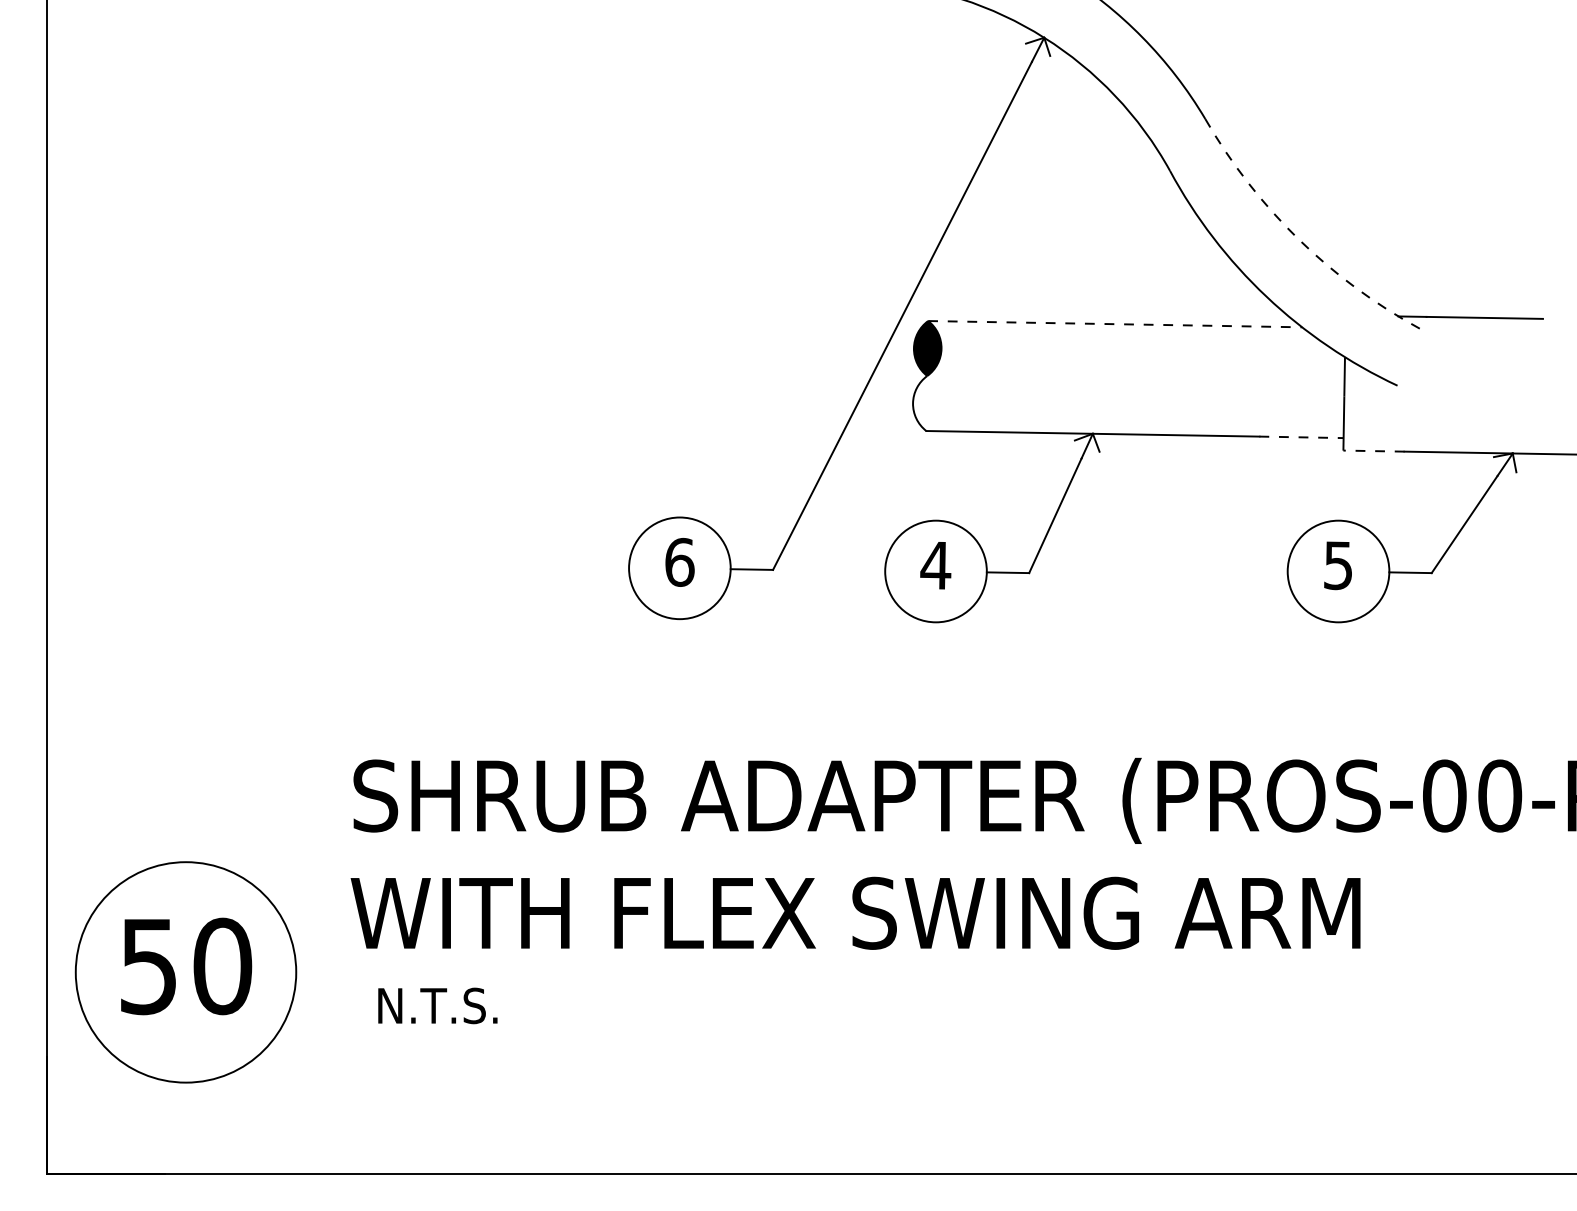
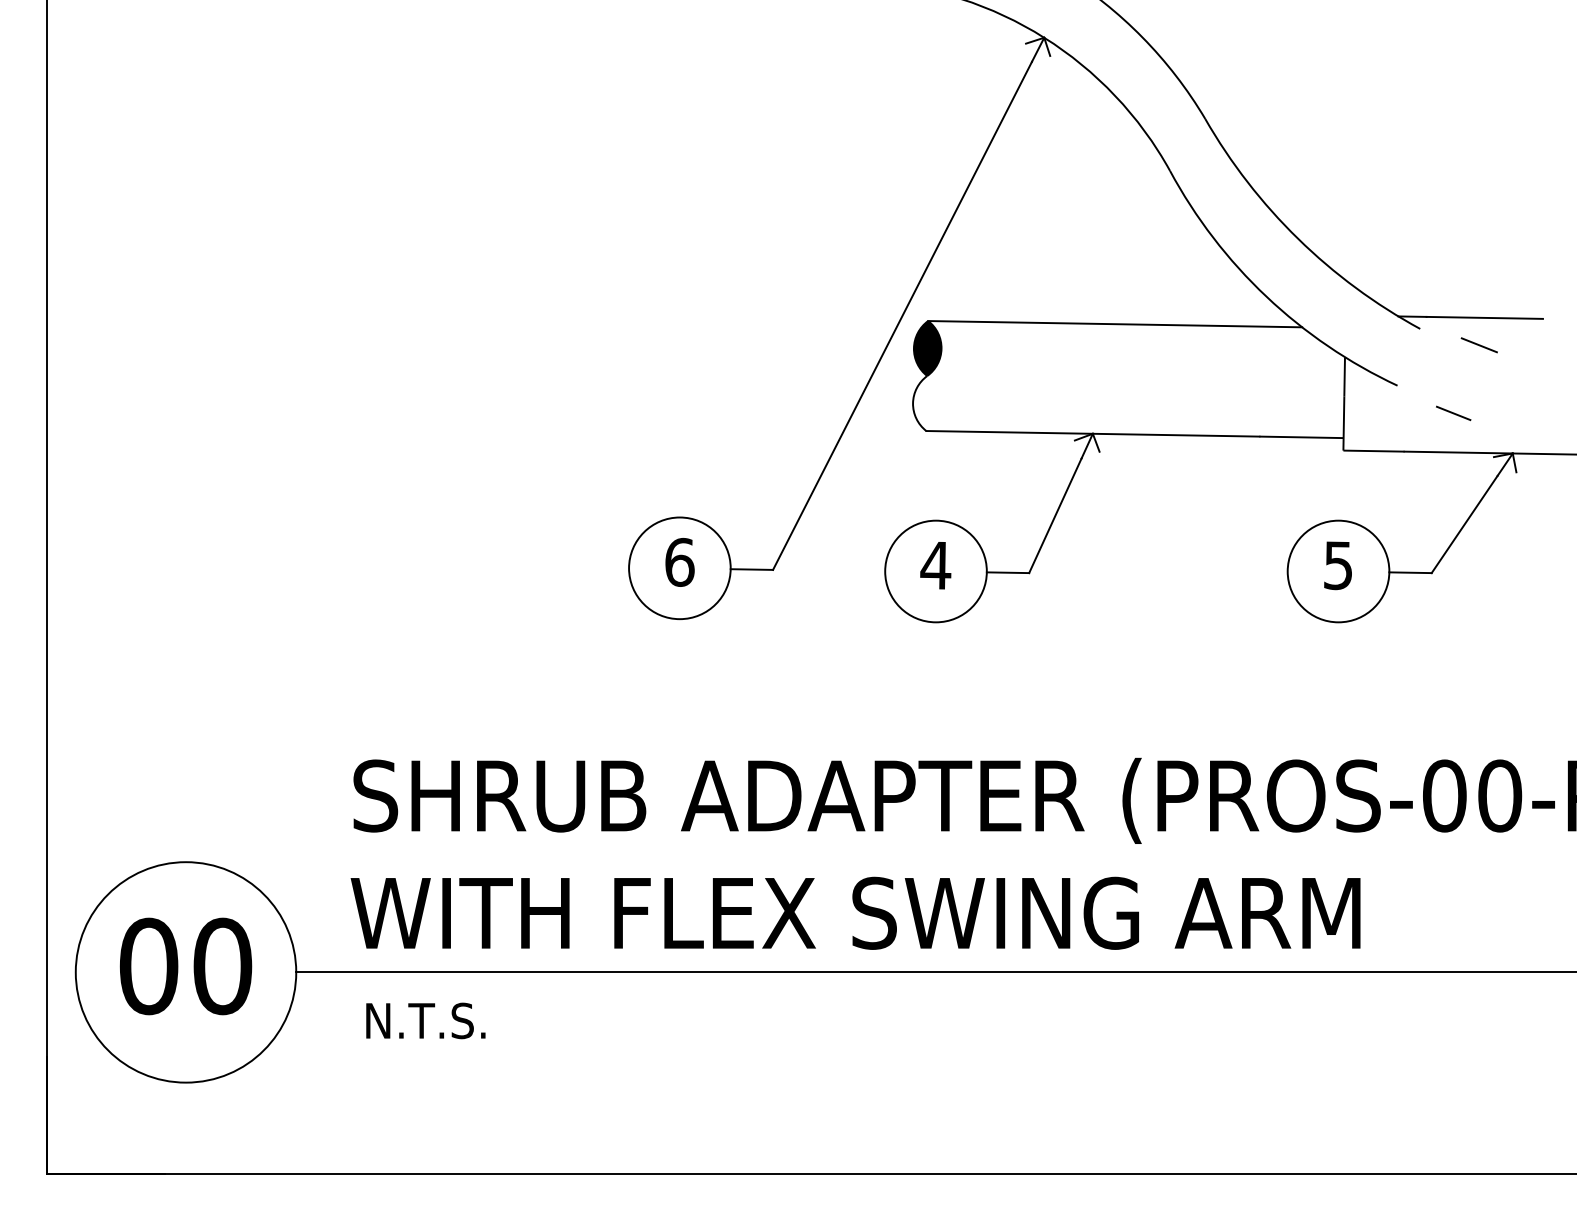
arc: dashed -> solid (1298, 238)
line: dashed -> solid (1115, 324)
line: none -> present (1478, 345)
line: none -> present (1453, 413)
line: dashed -> solid (1302, 437)
line: dashed -> solid (1373, 451)
text: 50 -> 00 (148, 966)
line: none -> present (934, 972)
text position: (437, 1005) -> (425, 1020) (425, 1020)
